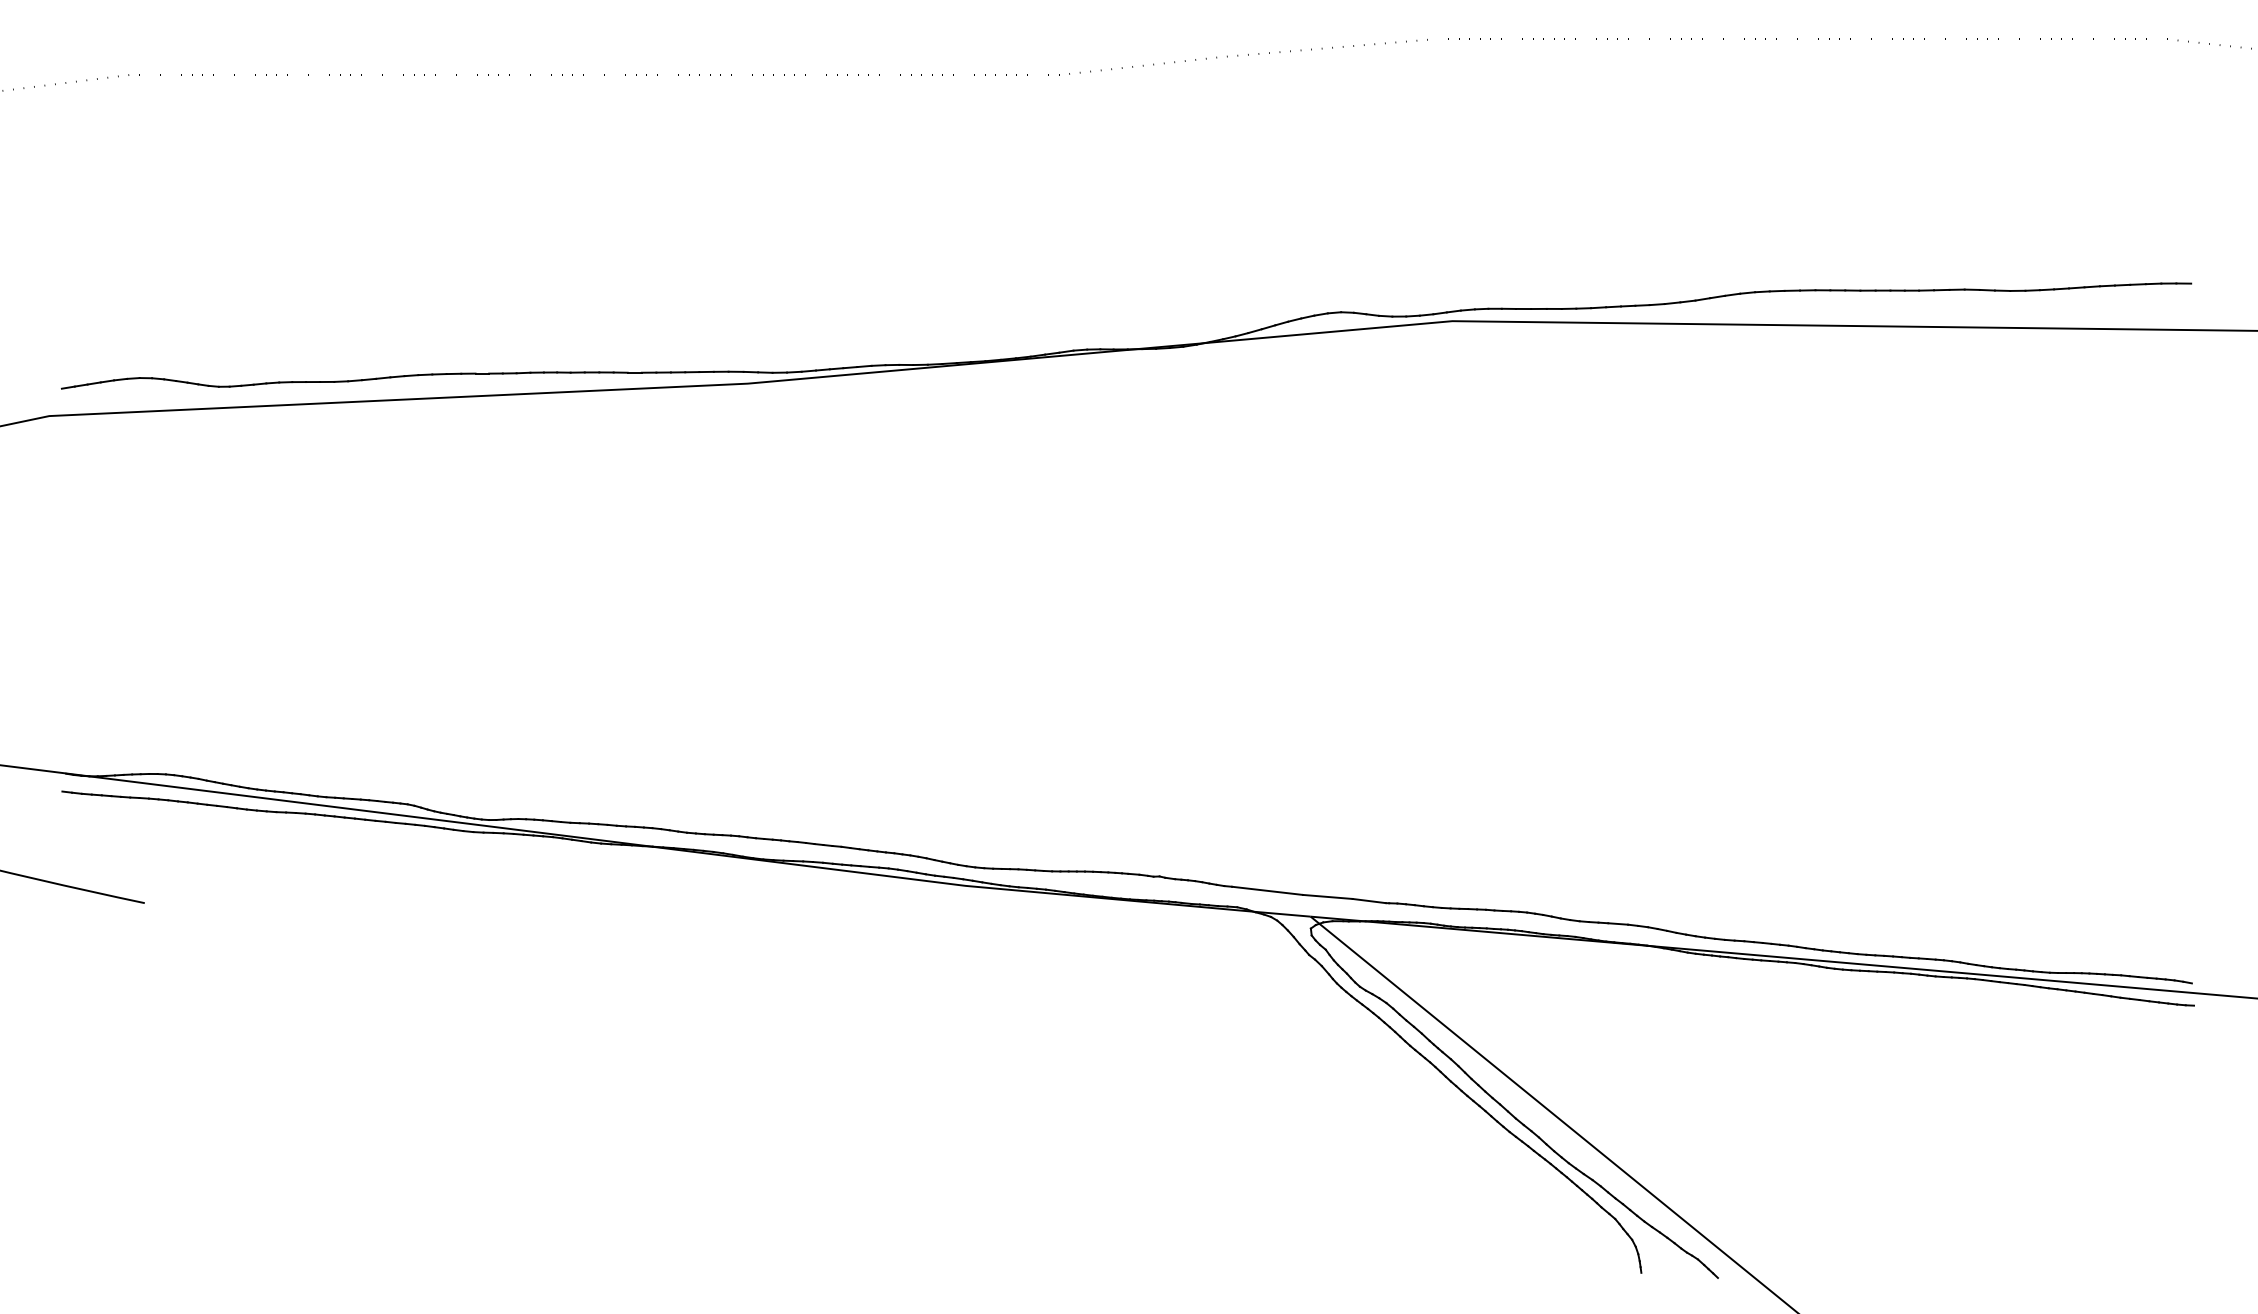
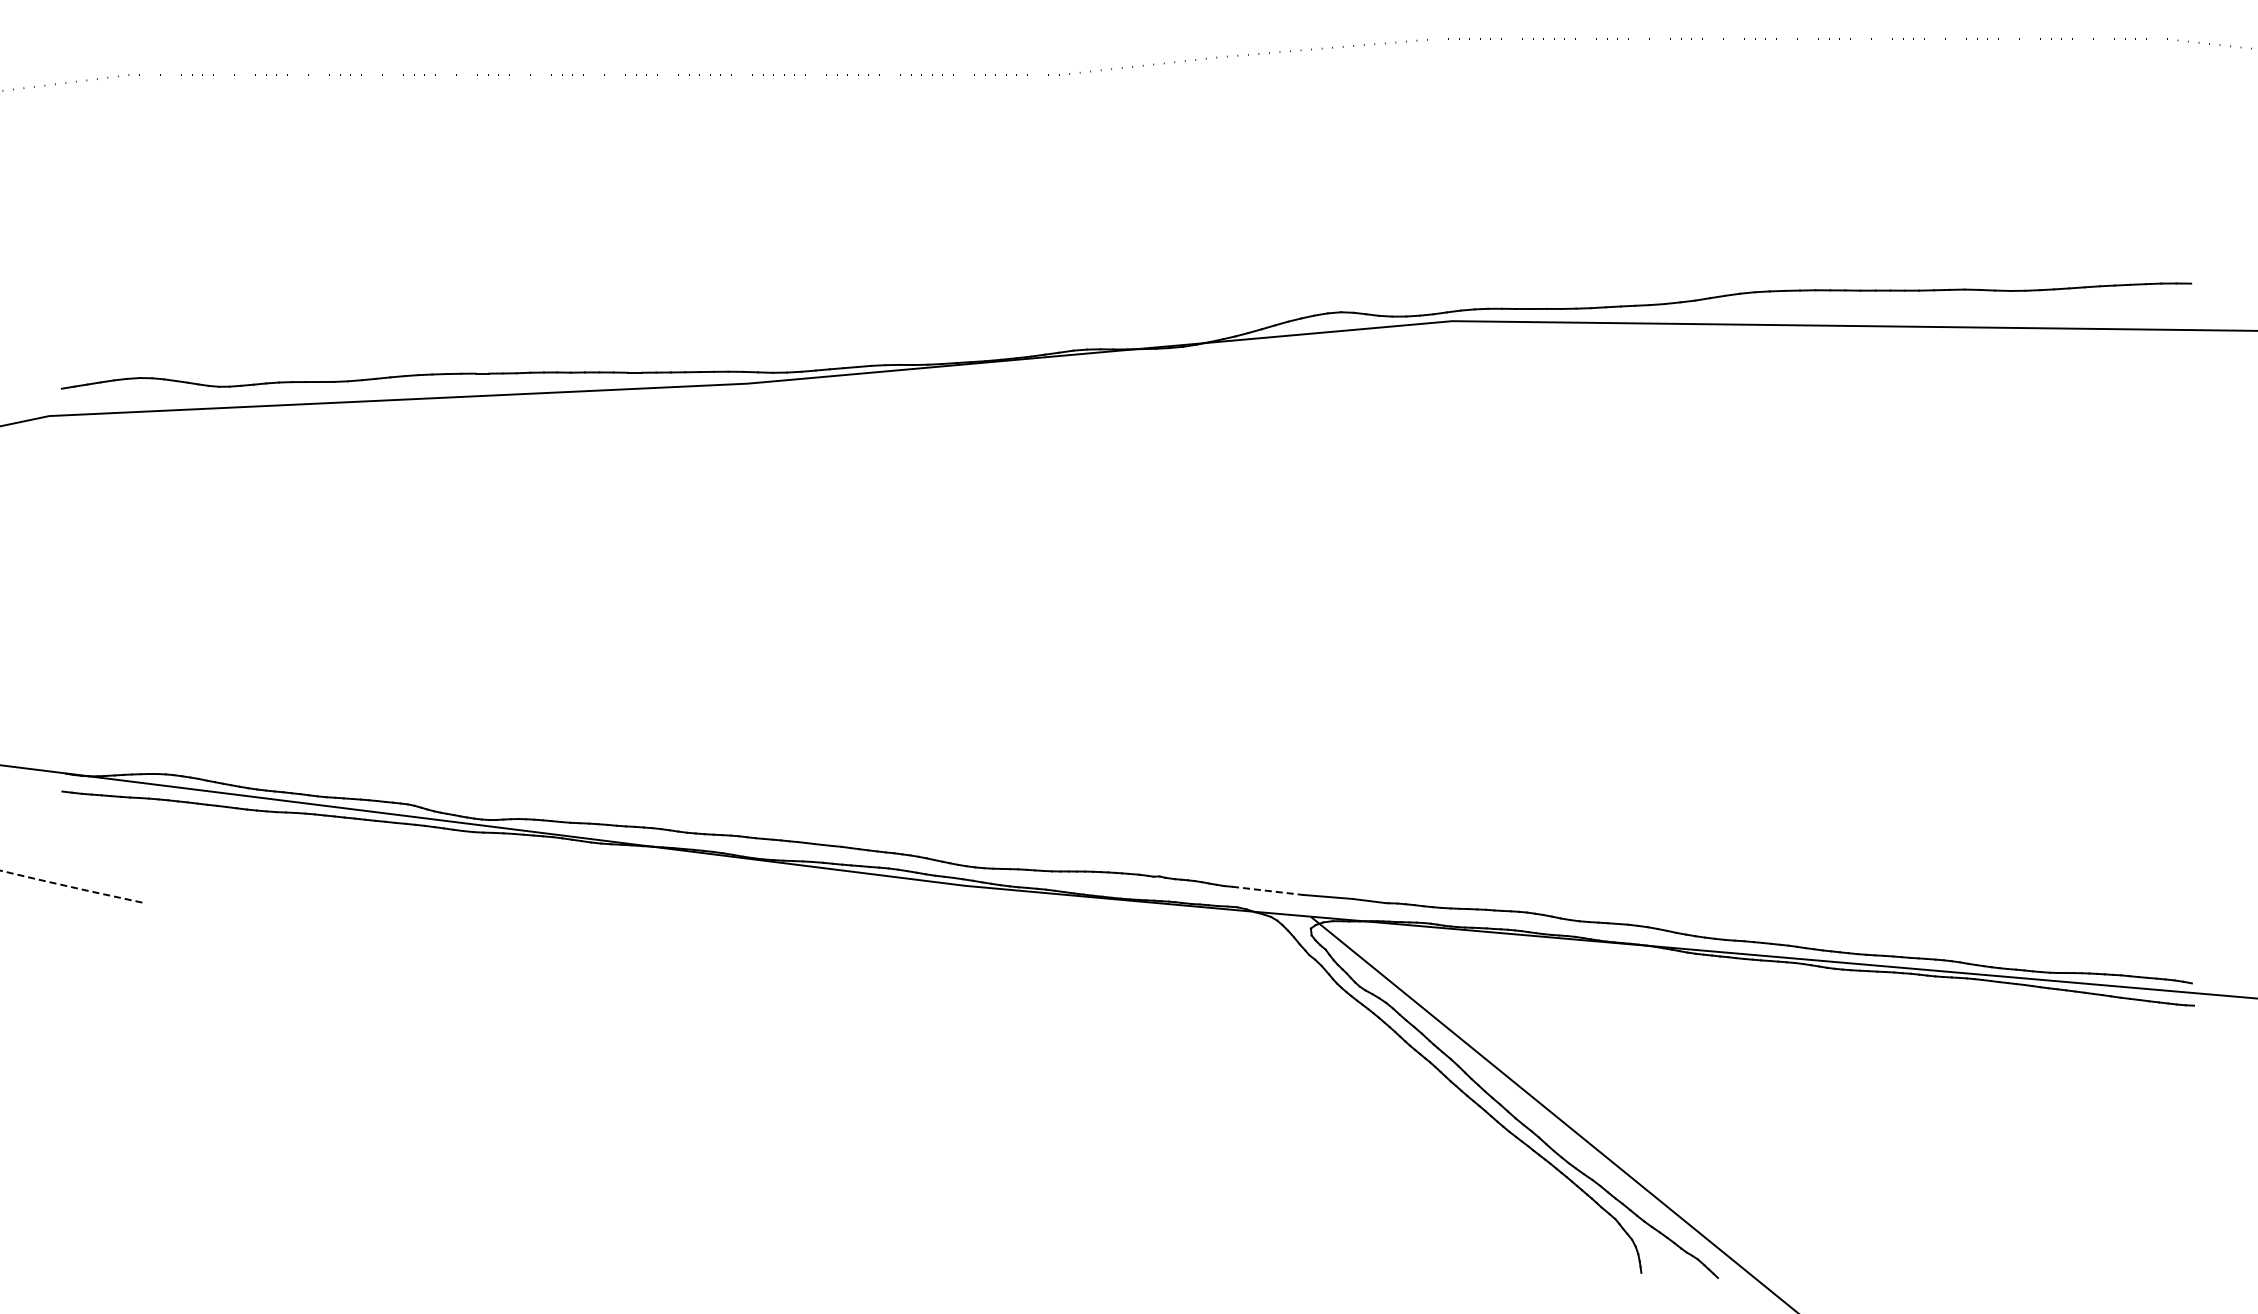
line: solid -> dashed (72, 887)
line: solid -> dashed (1267, 890)
